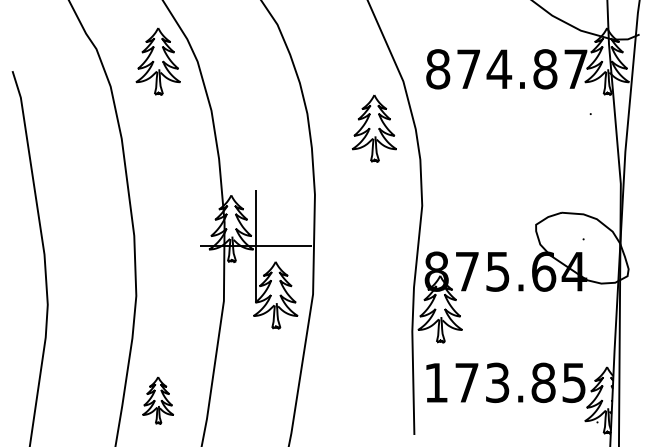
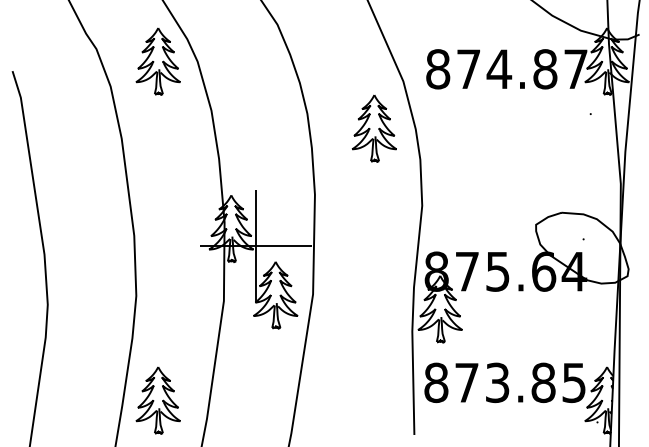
text: 173.85 -> 873.85 (436, 382)
part size: 32x49 px -> 46x69 px (157, 400)
